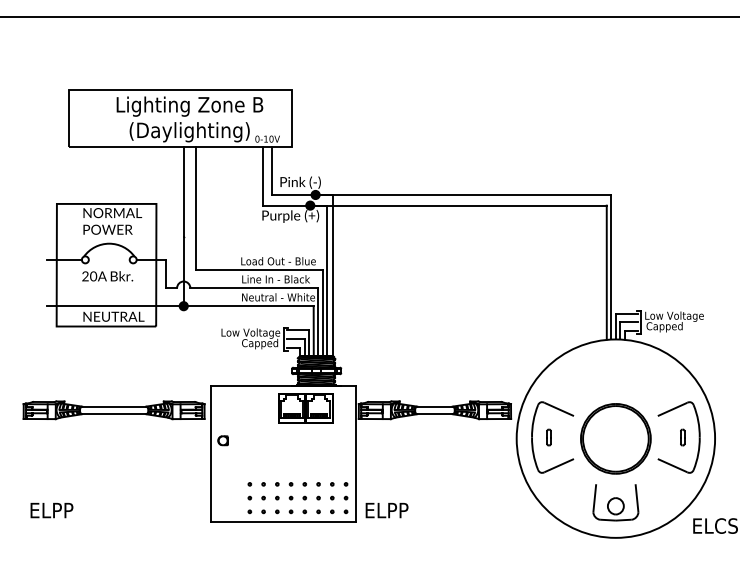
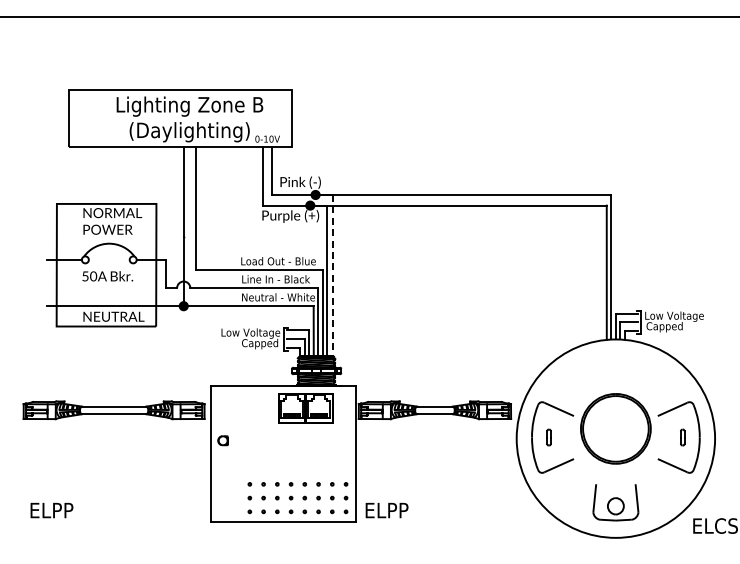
line: solid -> dashed (332, 275)
text: 20A -> 50A (85, 276)
part position: (615, 438) -> (615, 428) (615, 428)
